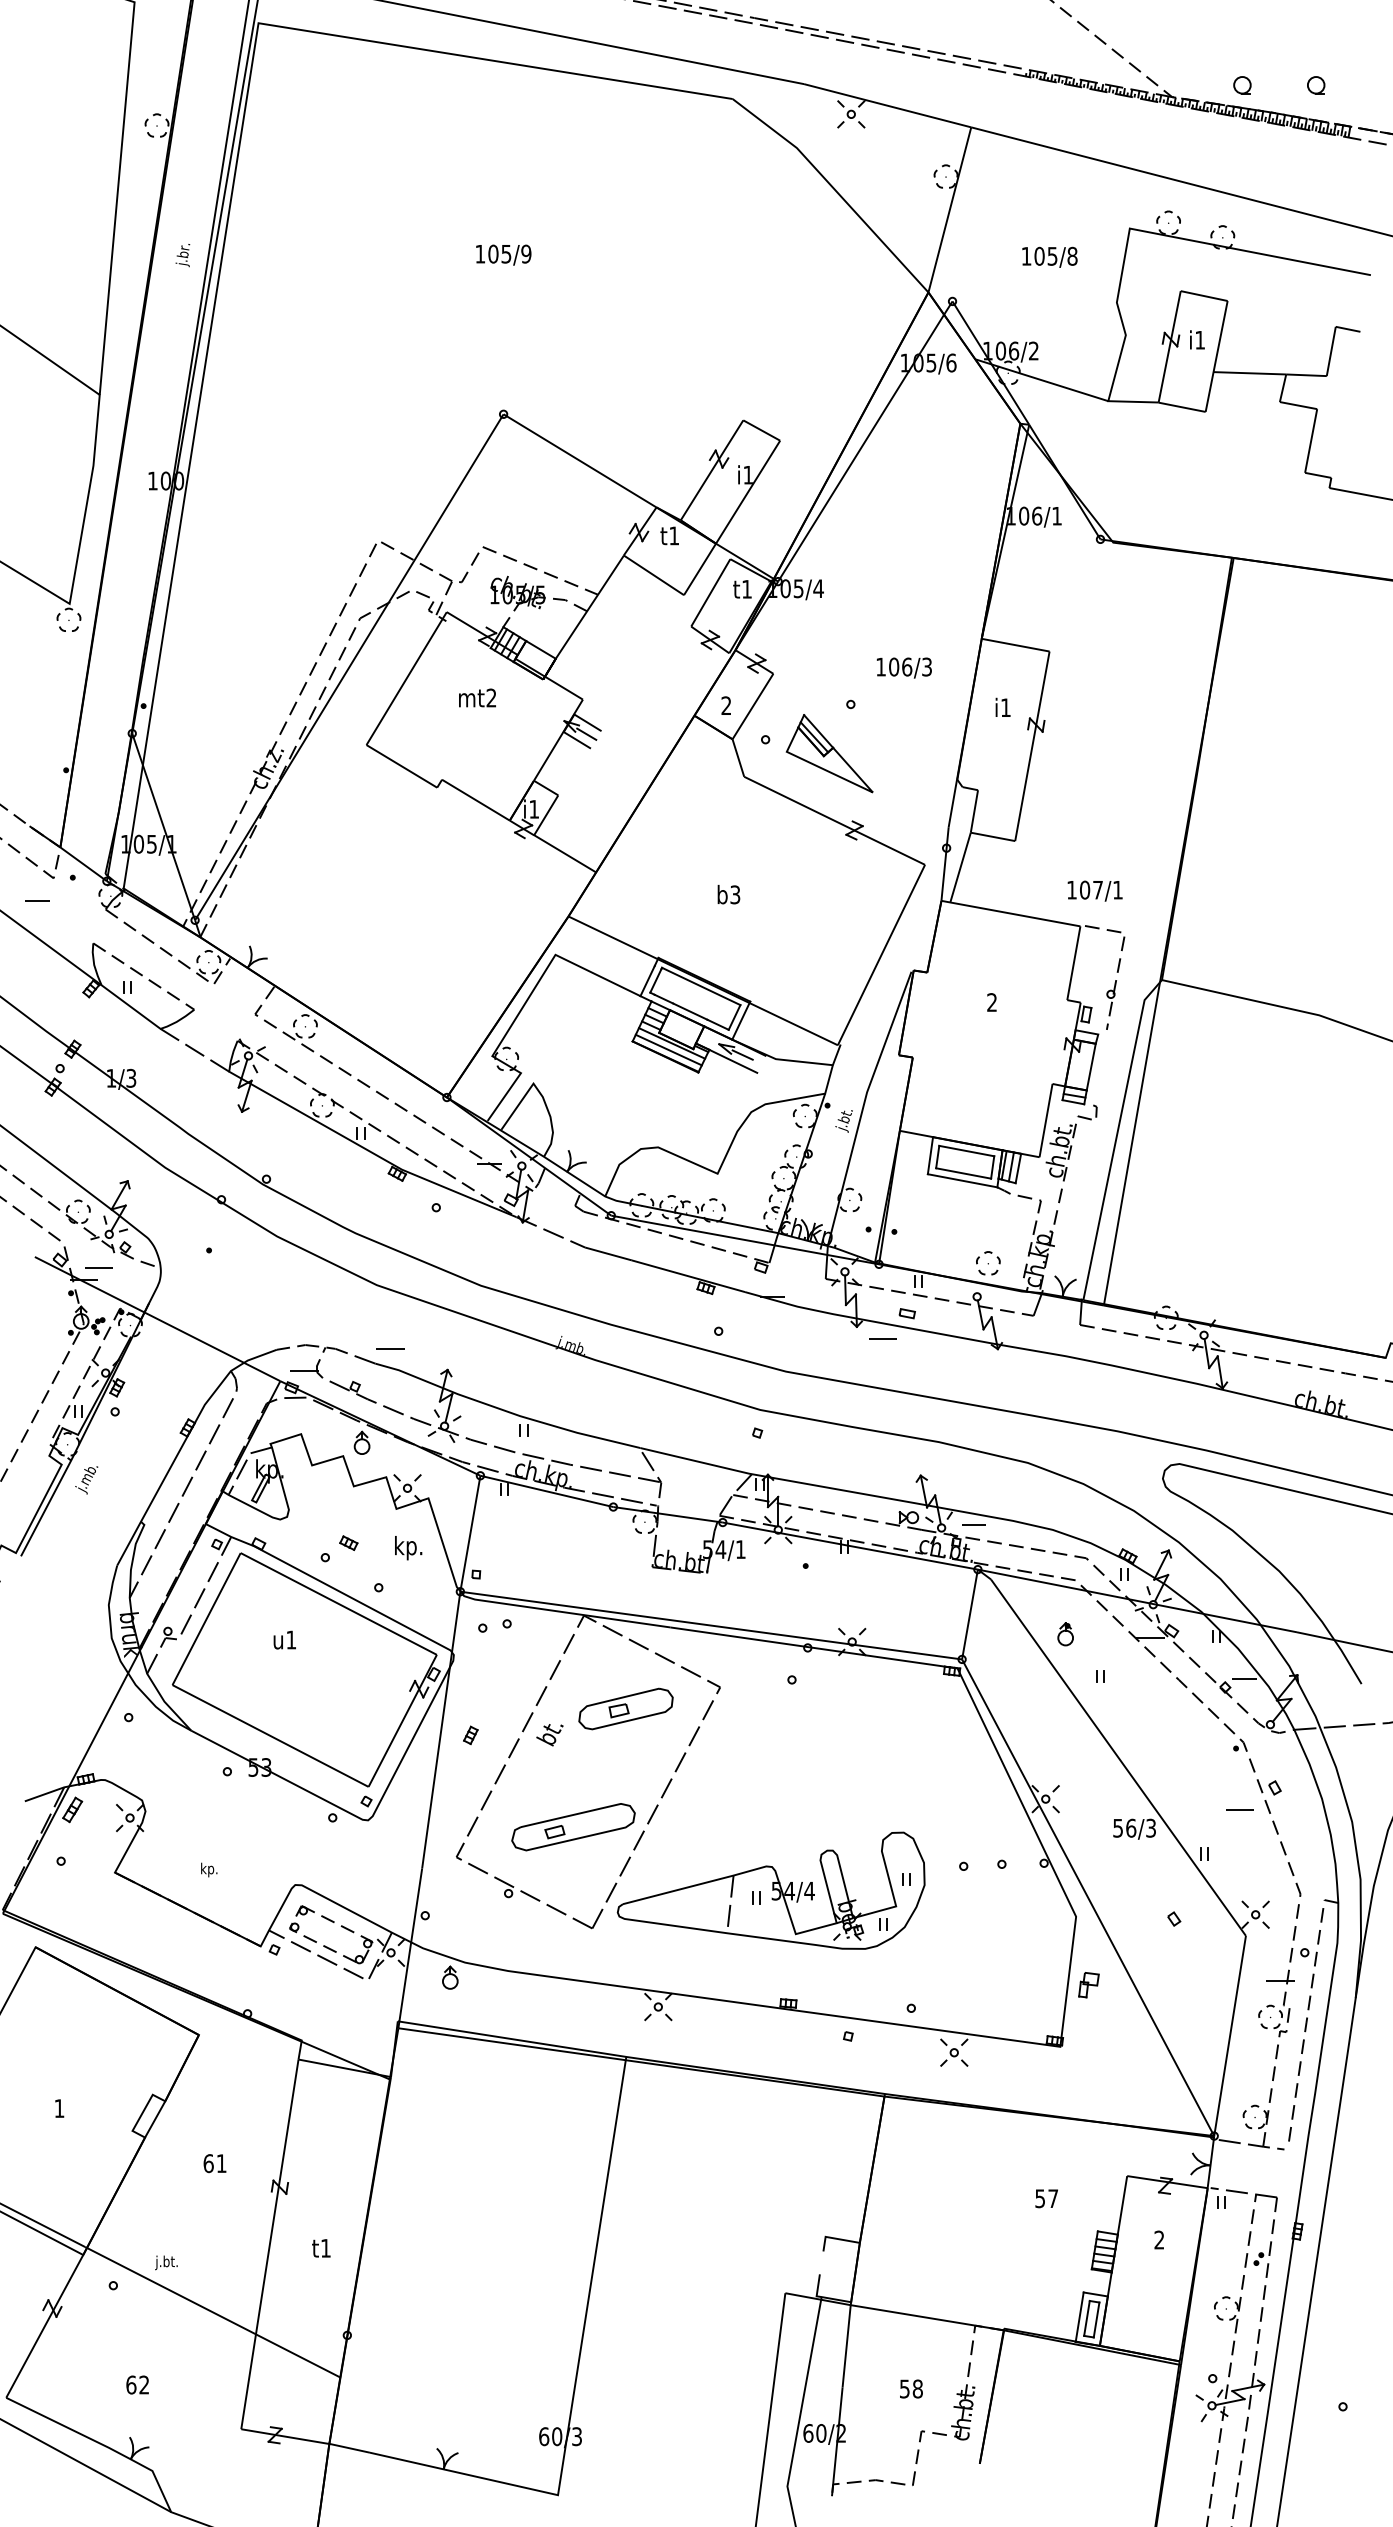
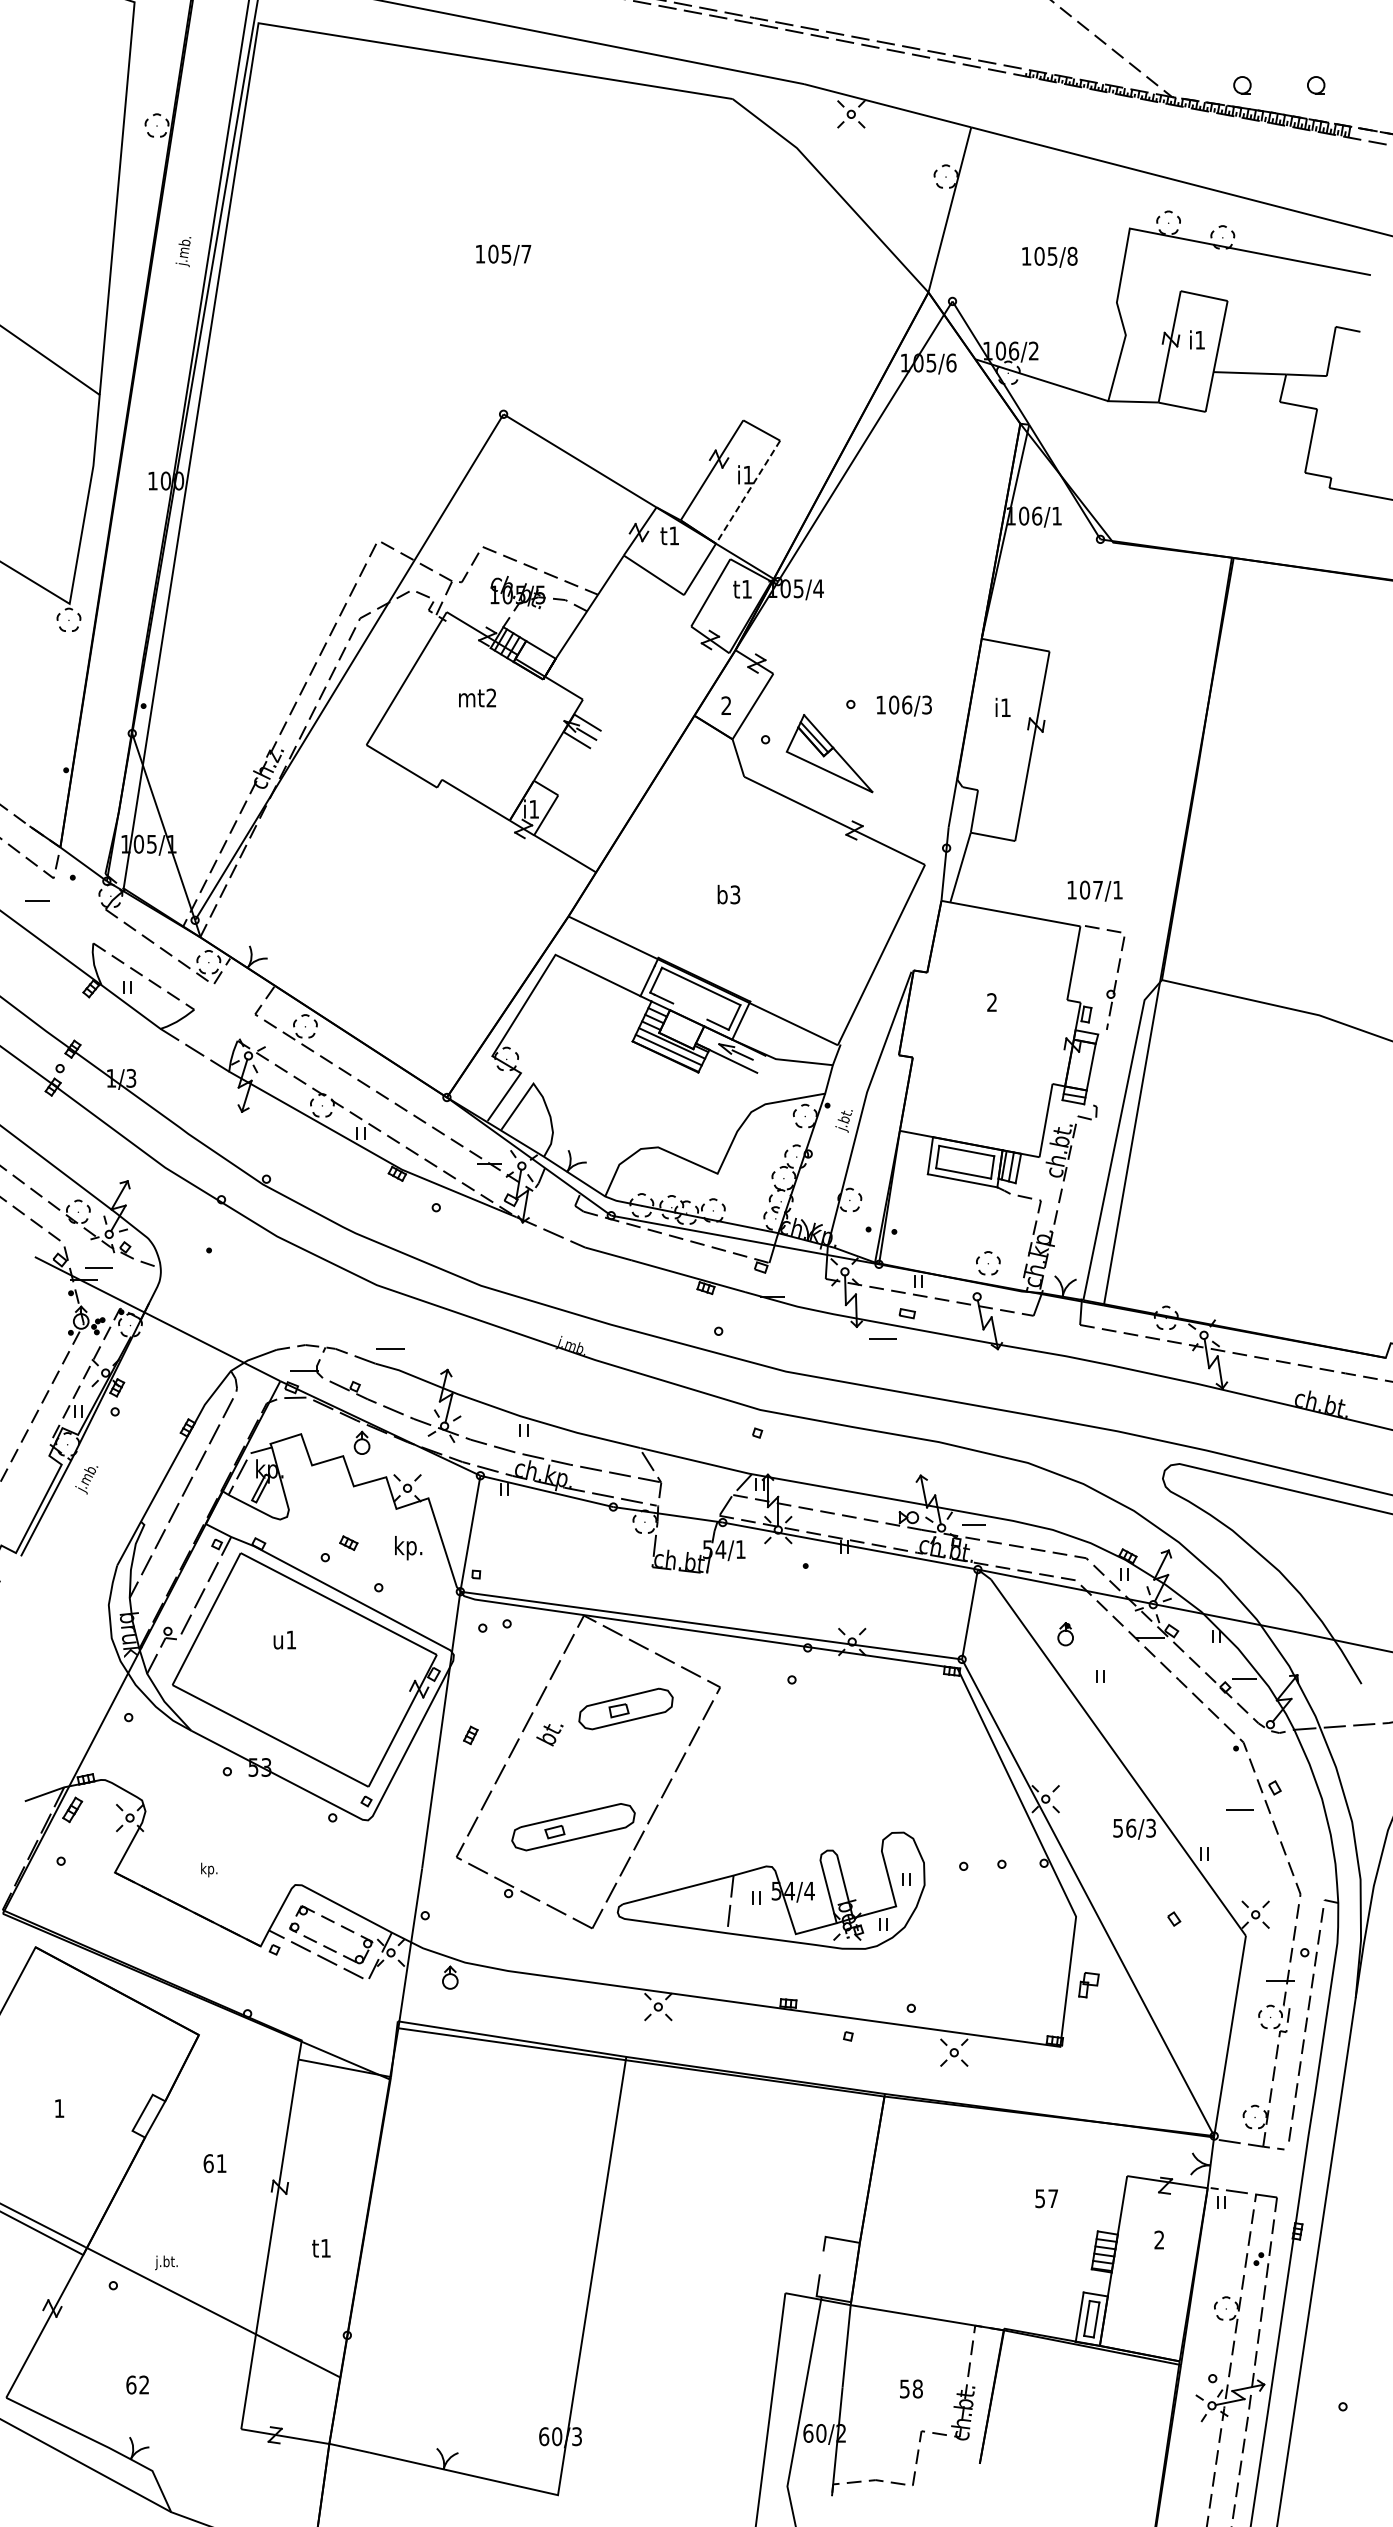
text: j.br. -> j.mb. (183, 246)
text: 105/9 -> 105/7 (526, 253)
line: solid -> dashed (748, 492)
text position: (903, 667) -> (903, 705) (903, 705)
line: present -> none (690, 1011)
